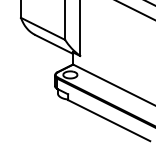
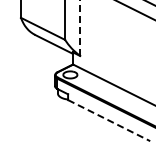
line: solid -> dashed (80, 28)
line: solid -> dashed (109, 120)
